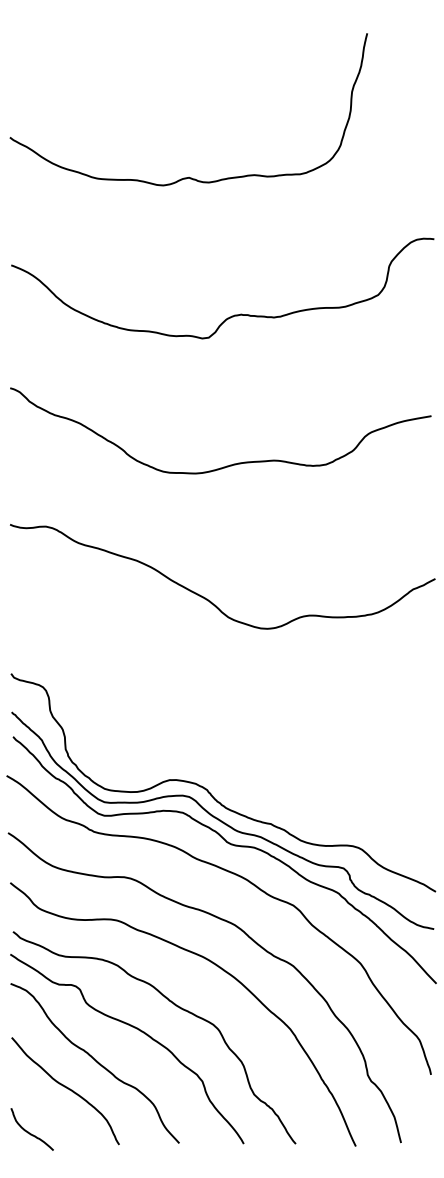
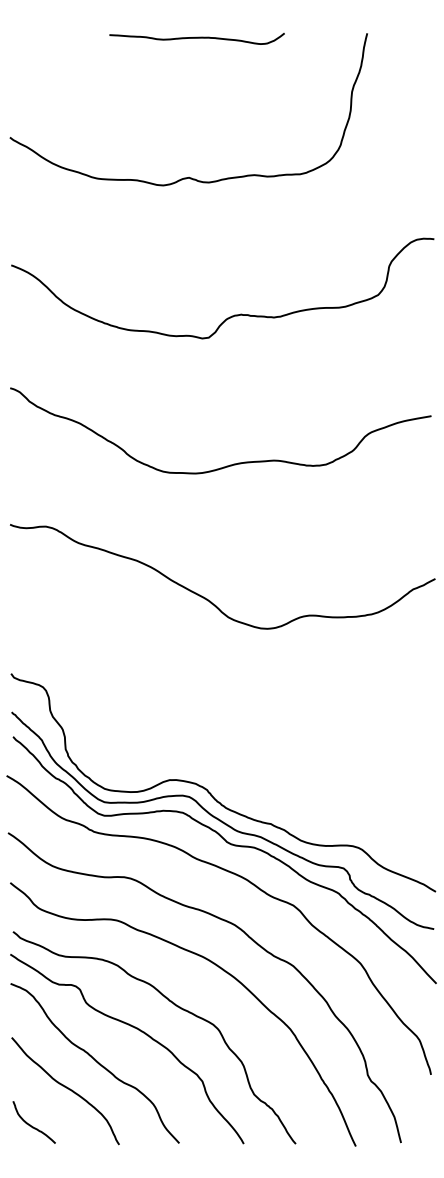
curve: none -> present (196, 38)
curve position: (28, 1131) -> (30, 1124) (30, 1124)
